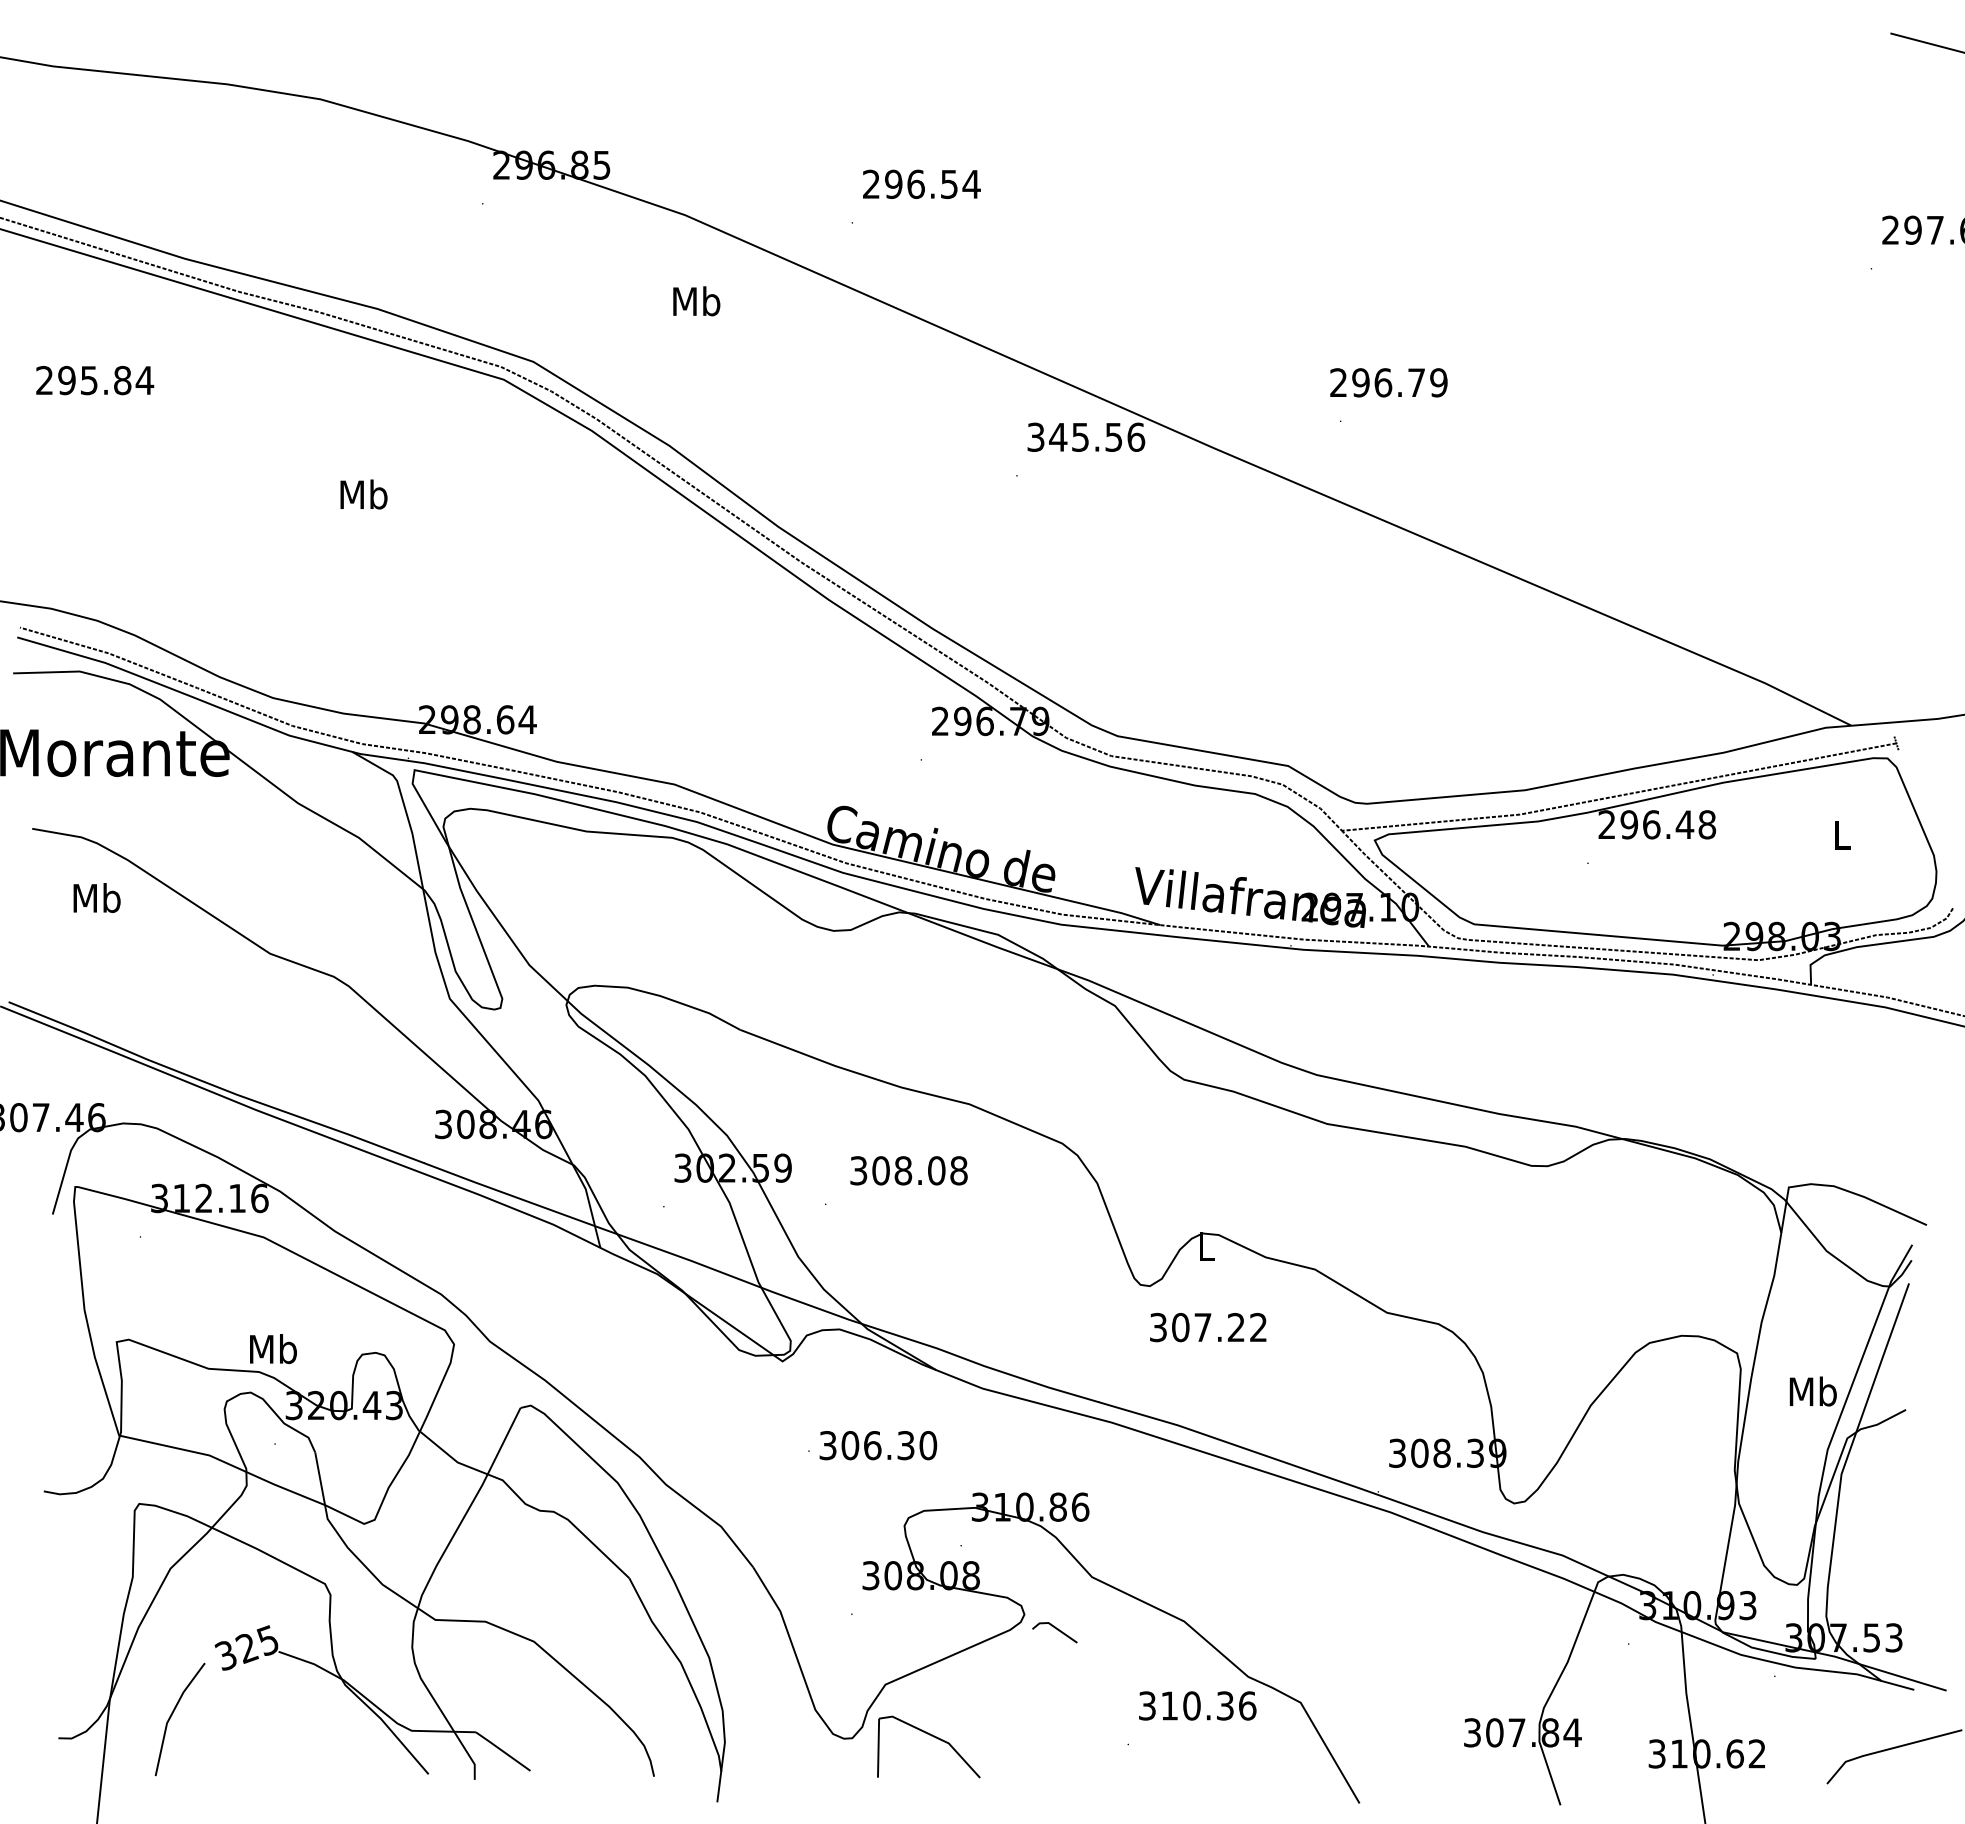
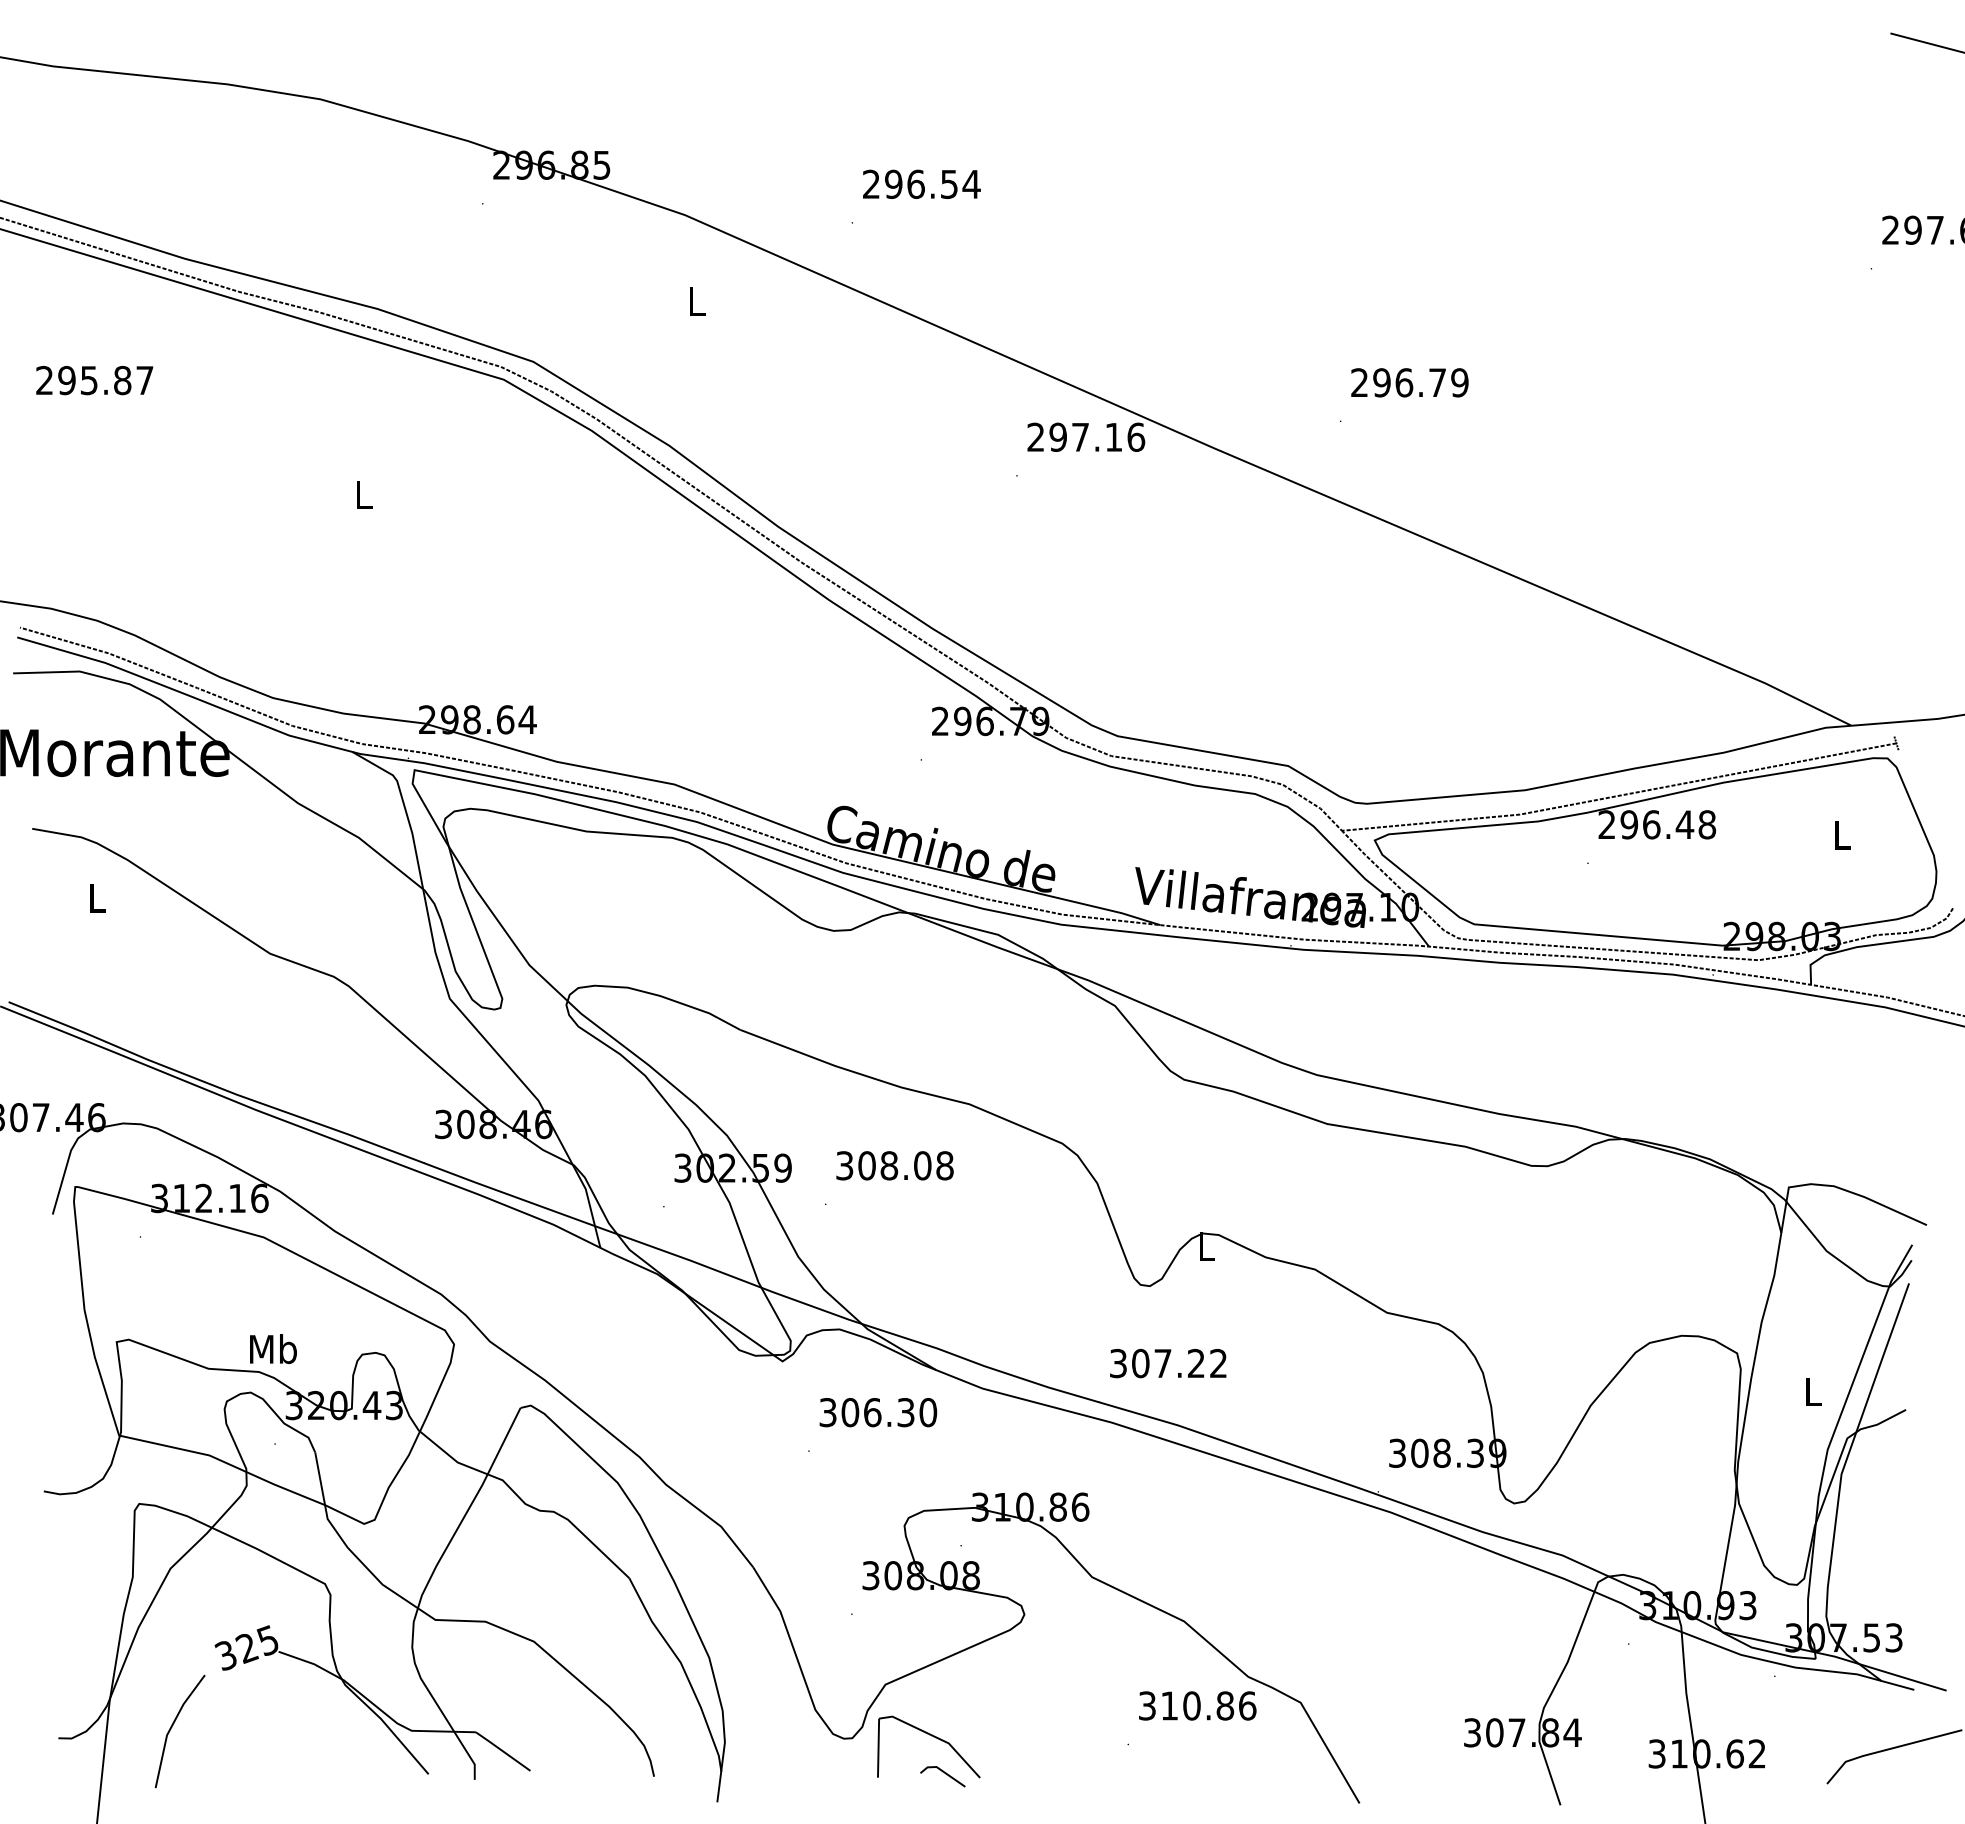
text: Mb -> L (696, 301)
text: 295.84 -> 295.87 (144, 380)
text position: (1388, 382) -> (1409, 382) (1409, 382)
text: 345.56 -> 297.16 (1074, 436)
text: Mb -> L (363, 494)
text: Mb -> L (96, 897)
text position: (908, 1170) -> (894, 1165) (894, 1165)
text position: (1208, 1327) -> (1168, 1363) (1168, 1363)
text: Mb -> L (1812, 1391)
text position: (878, 1445) -> (878, 1412) (878, 1412)
line position: (1056, 1629) -> (944, 1773) (944, 1773)
text: 310.36 -> 310.86 (1225, 1705)
line position: (172, 1715) -> (172, 1727) (172, 1727)
